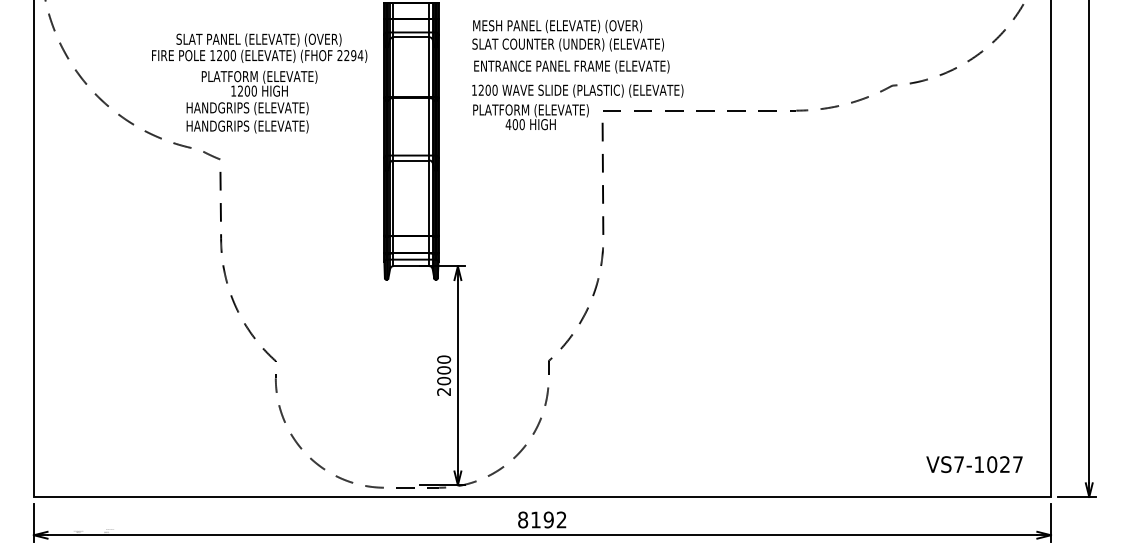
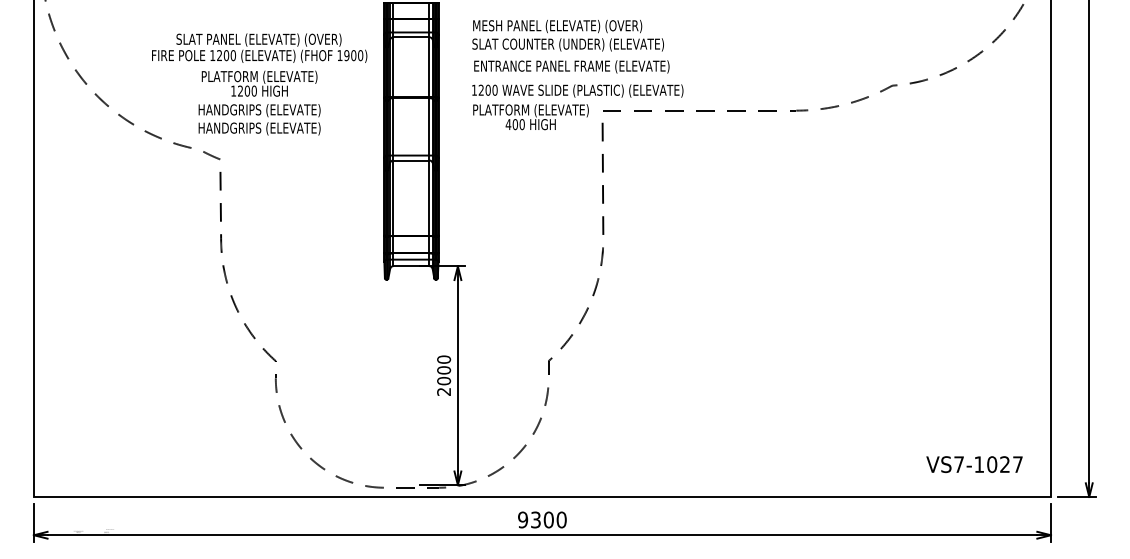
text: 2294) -> 1900) (350, 55)
text position: (247, 117) -> (259, 119) (259, 119)
text: 8192 -> 9300 (542, 519)
